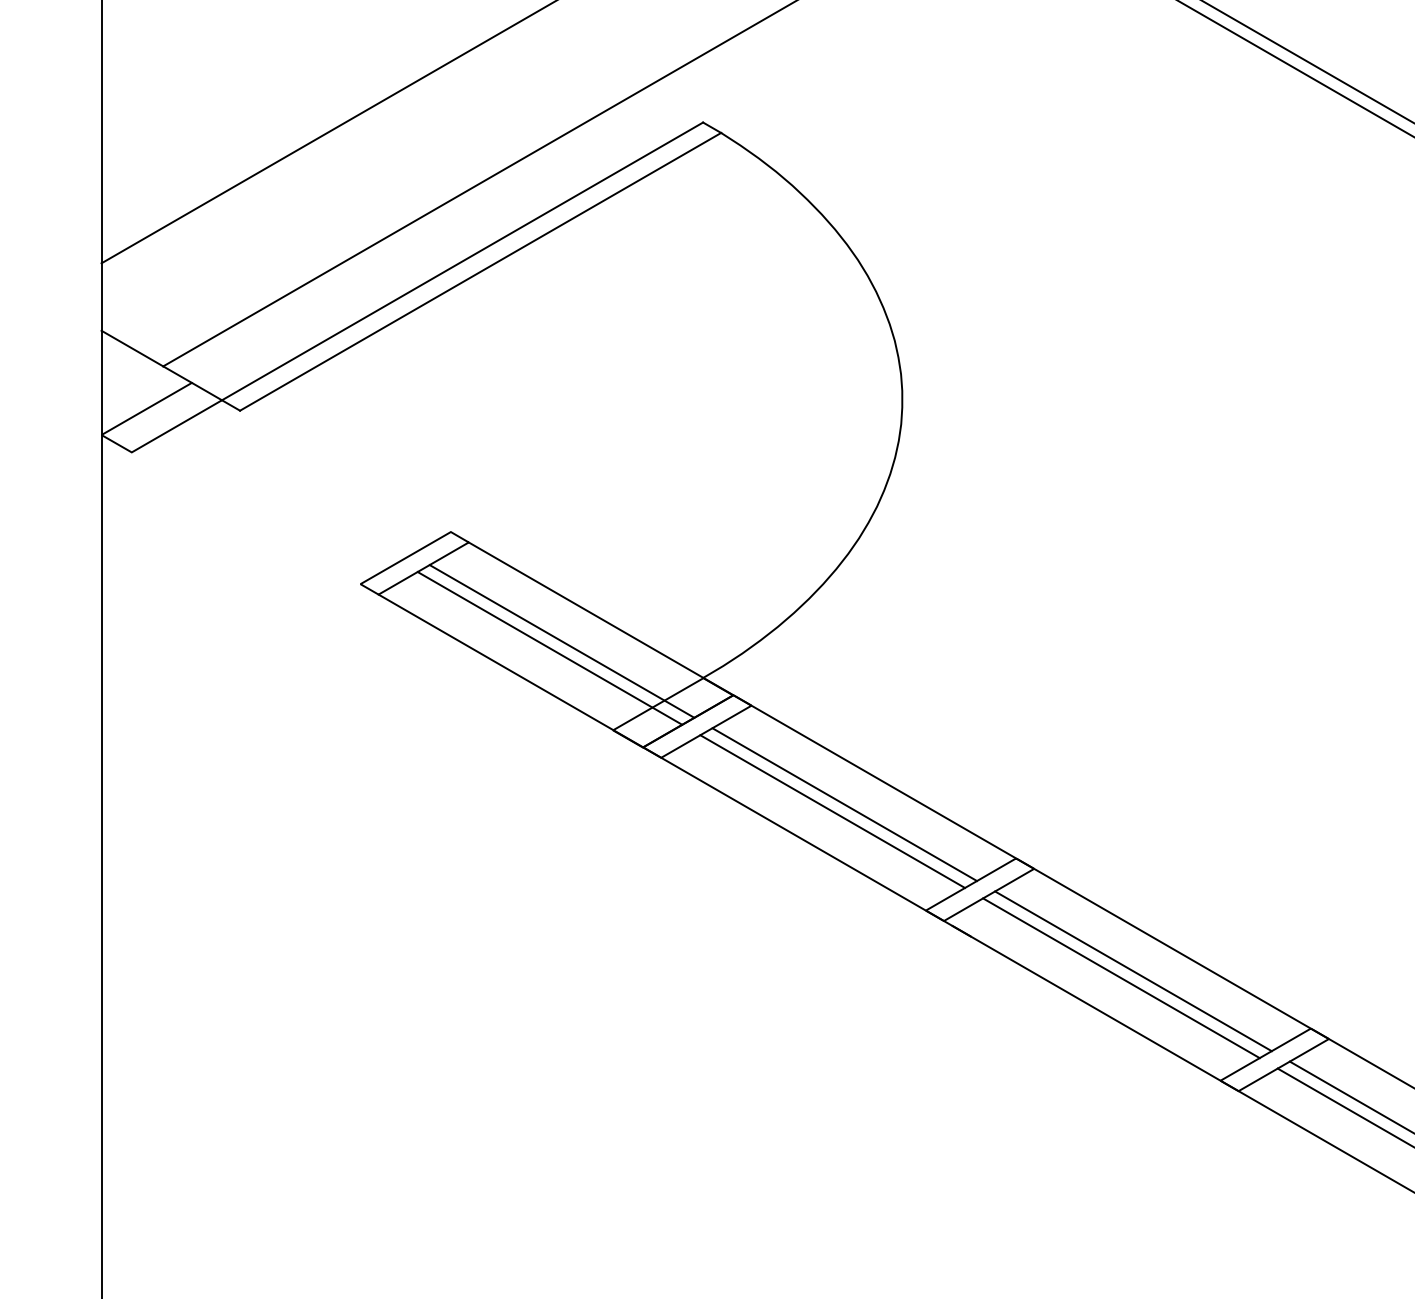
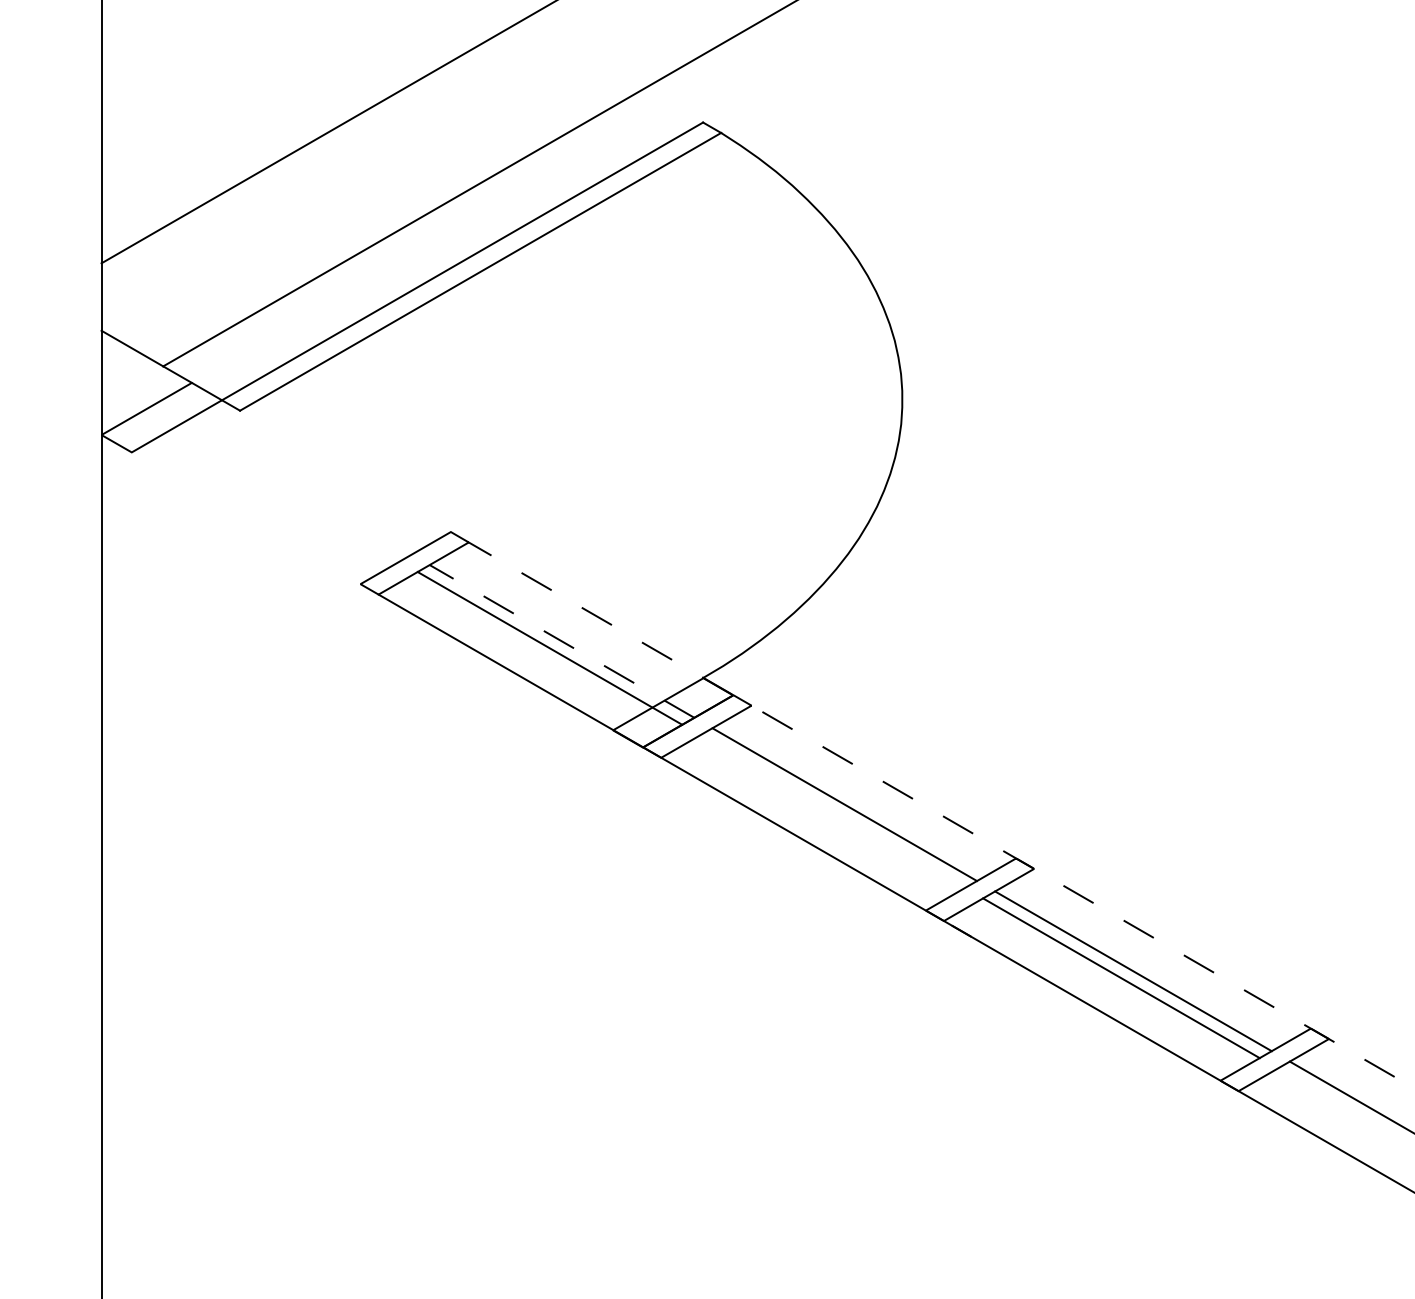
line: present -> none (1307, 61)
line: present -> none (1295, 68)
line: solid -> dashed (562, 641)
line: present -> none (832, 811)
line: solid -> dashed (941, 815)
line: present -> none (1344, 1106)
